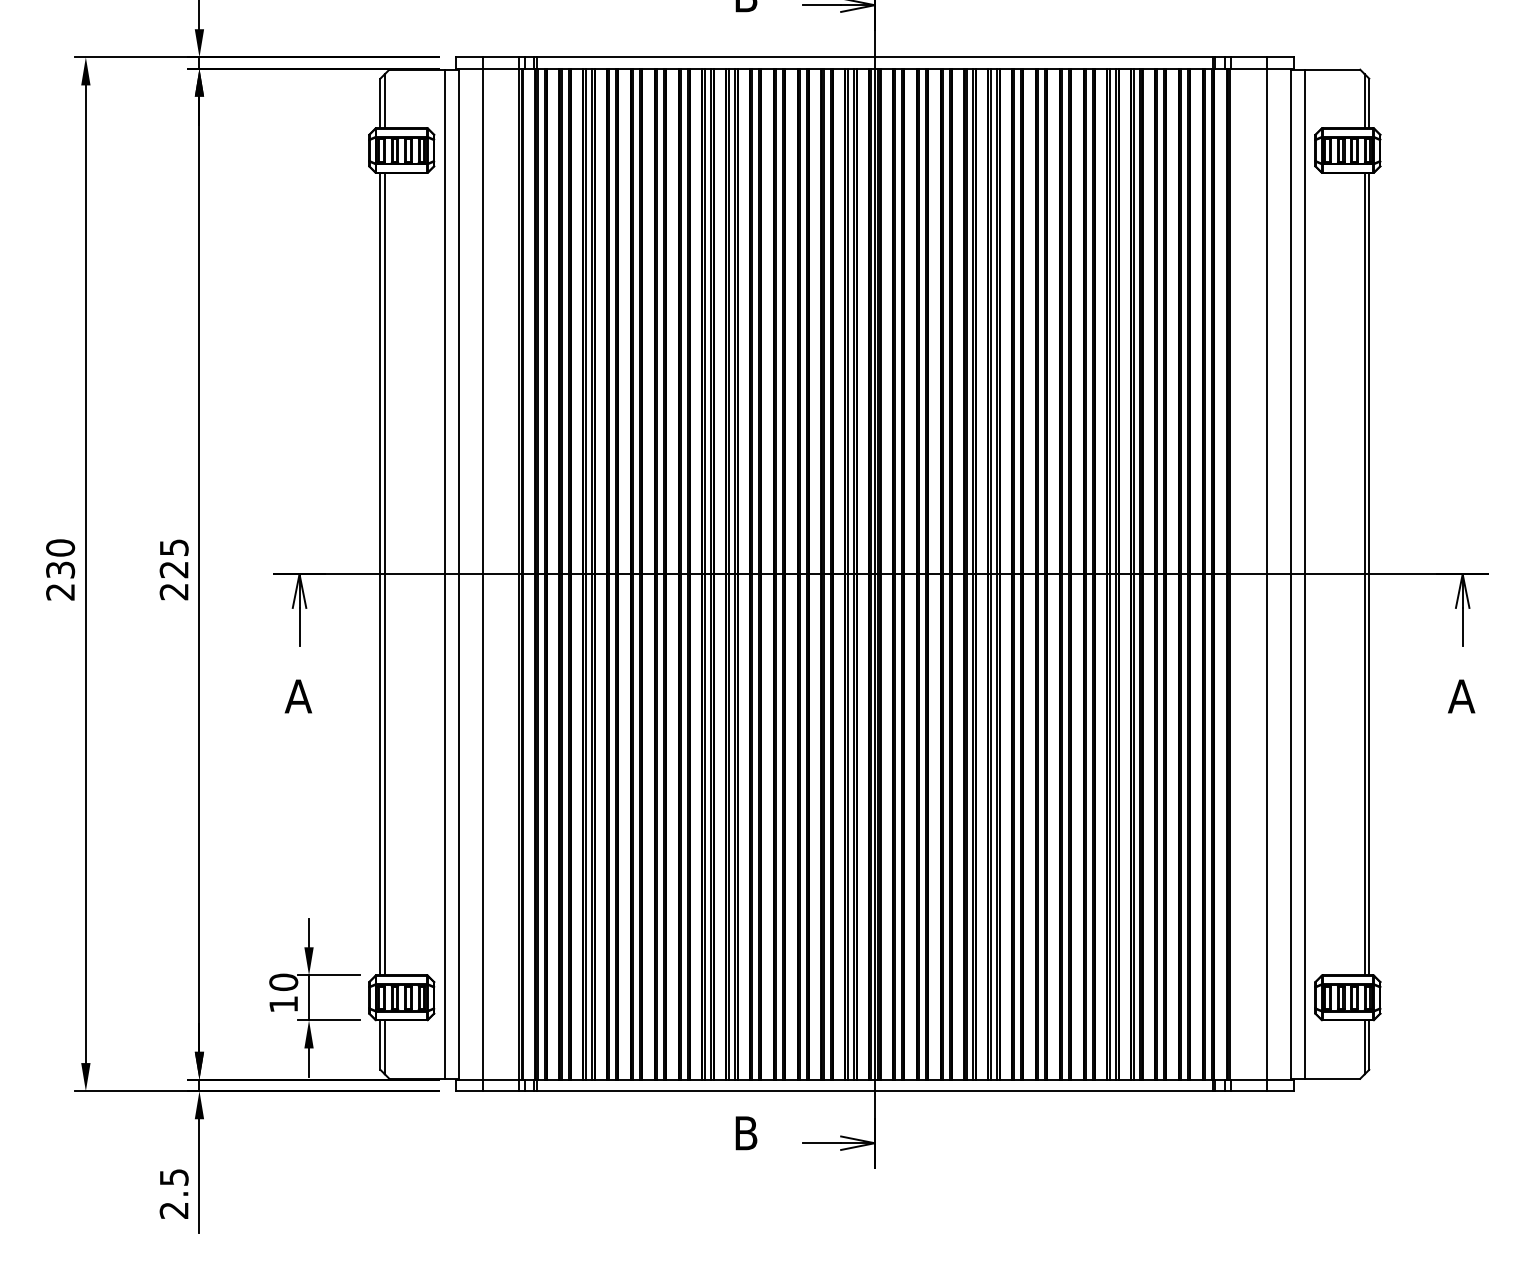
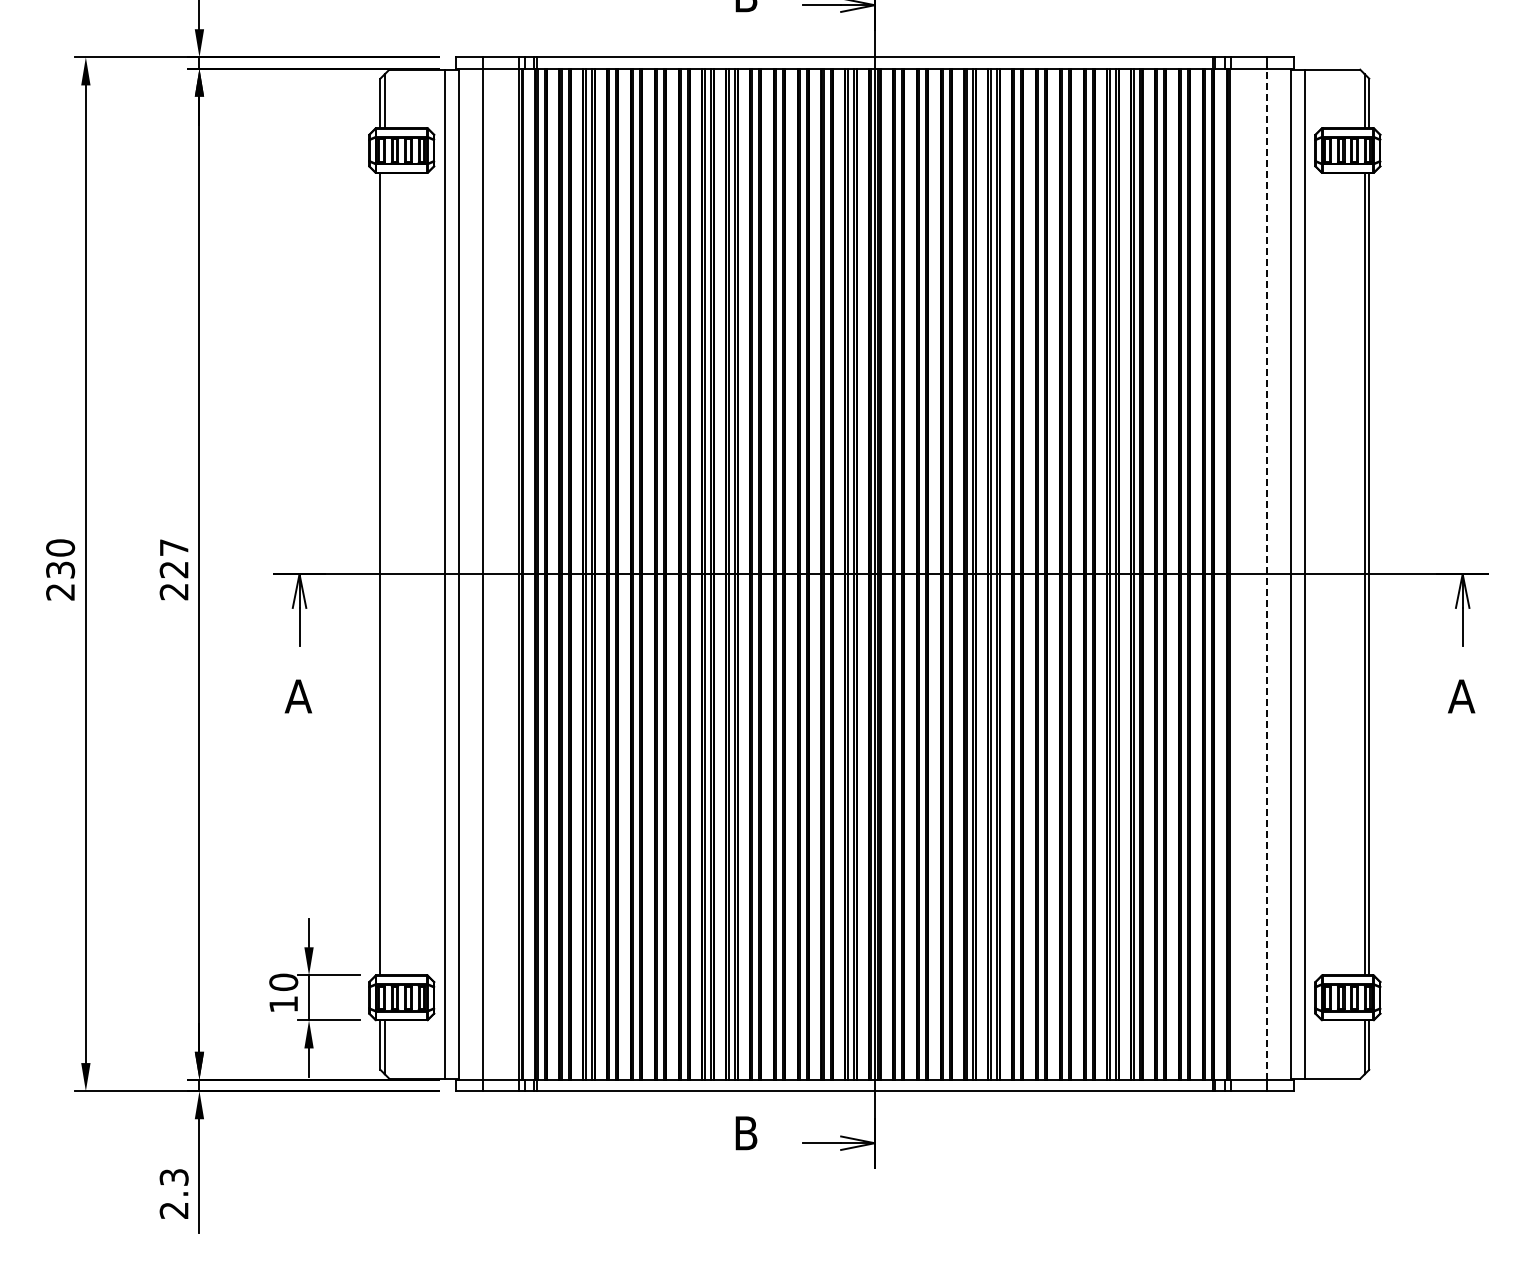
text: 225 -> 227 (174, 547)
line: present -> none (384, 574)
line: solid -> dashed (1266, 574)
text: 2.5 -> 2.3 (173, 1177)
